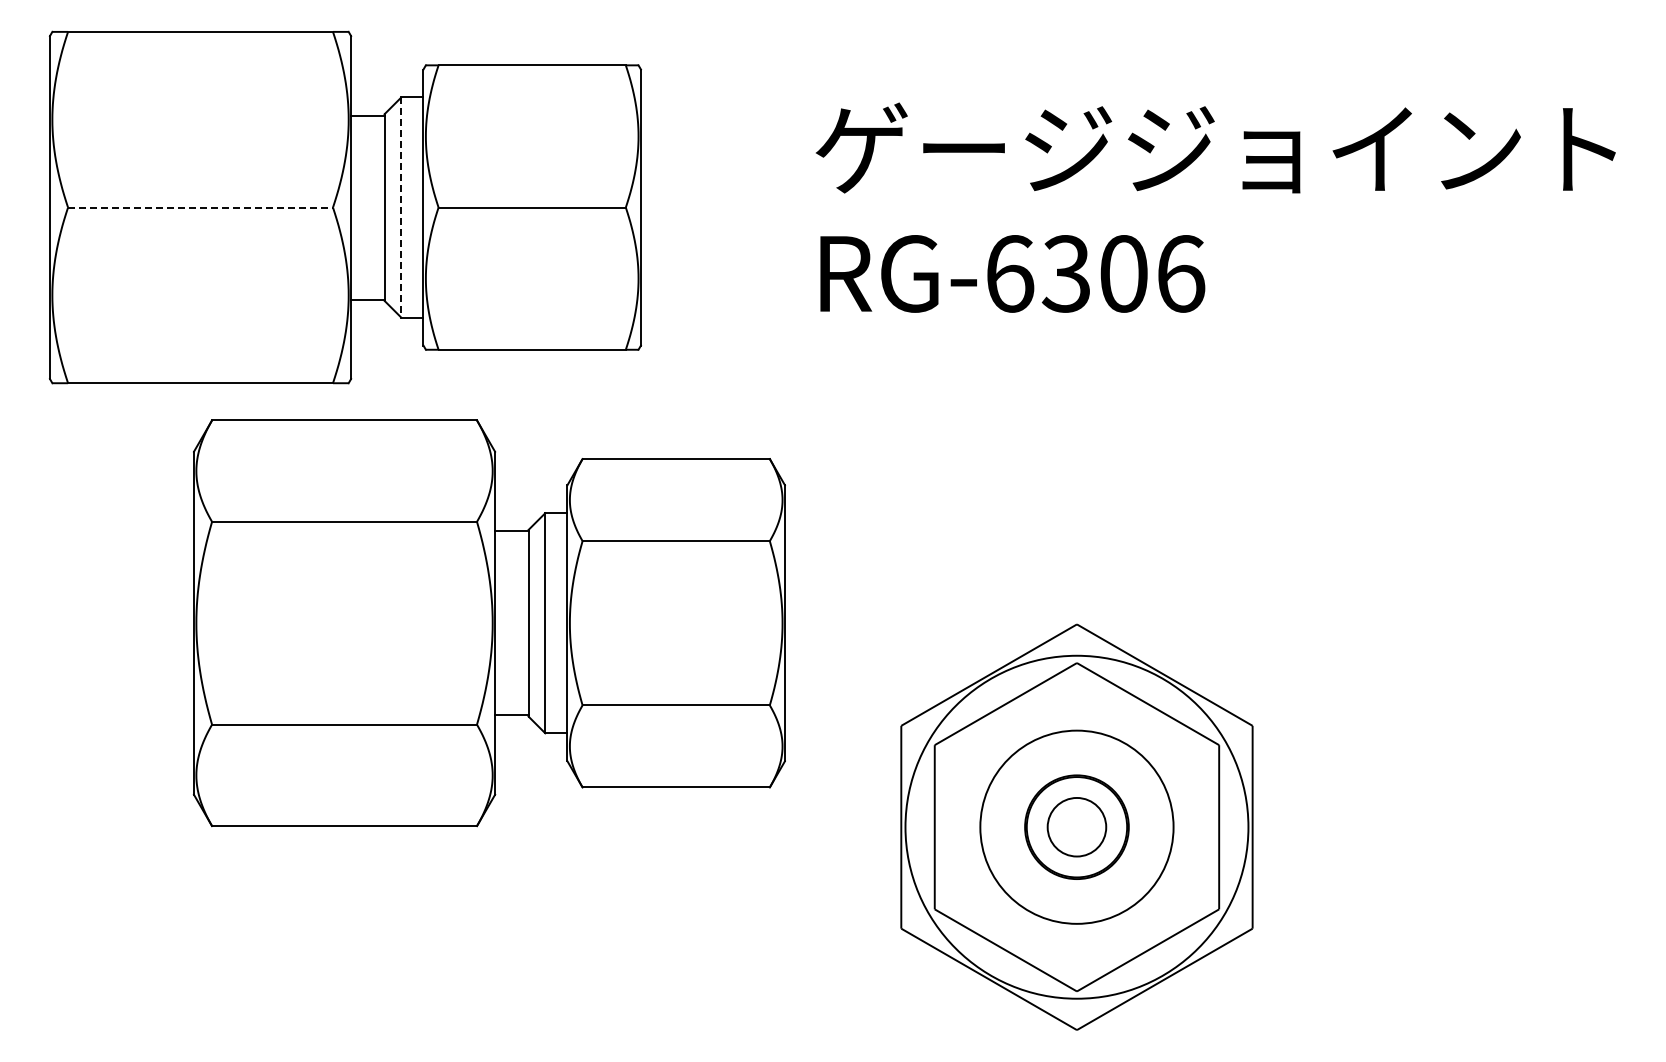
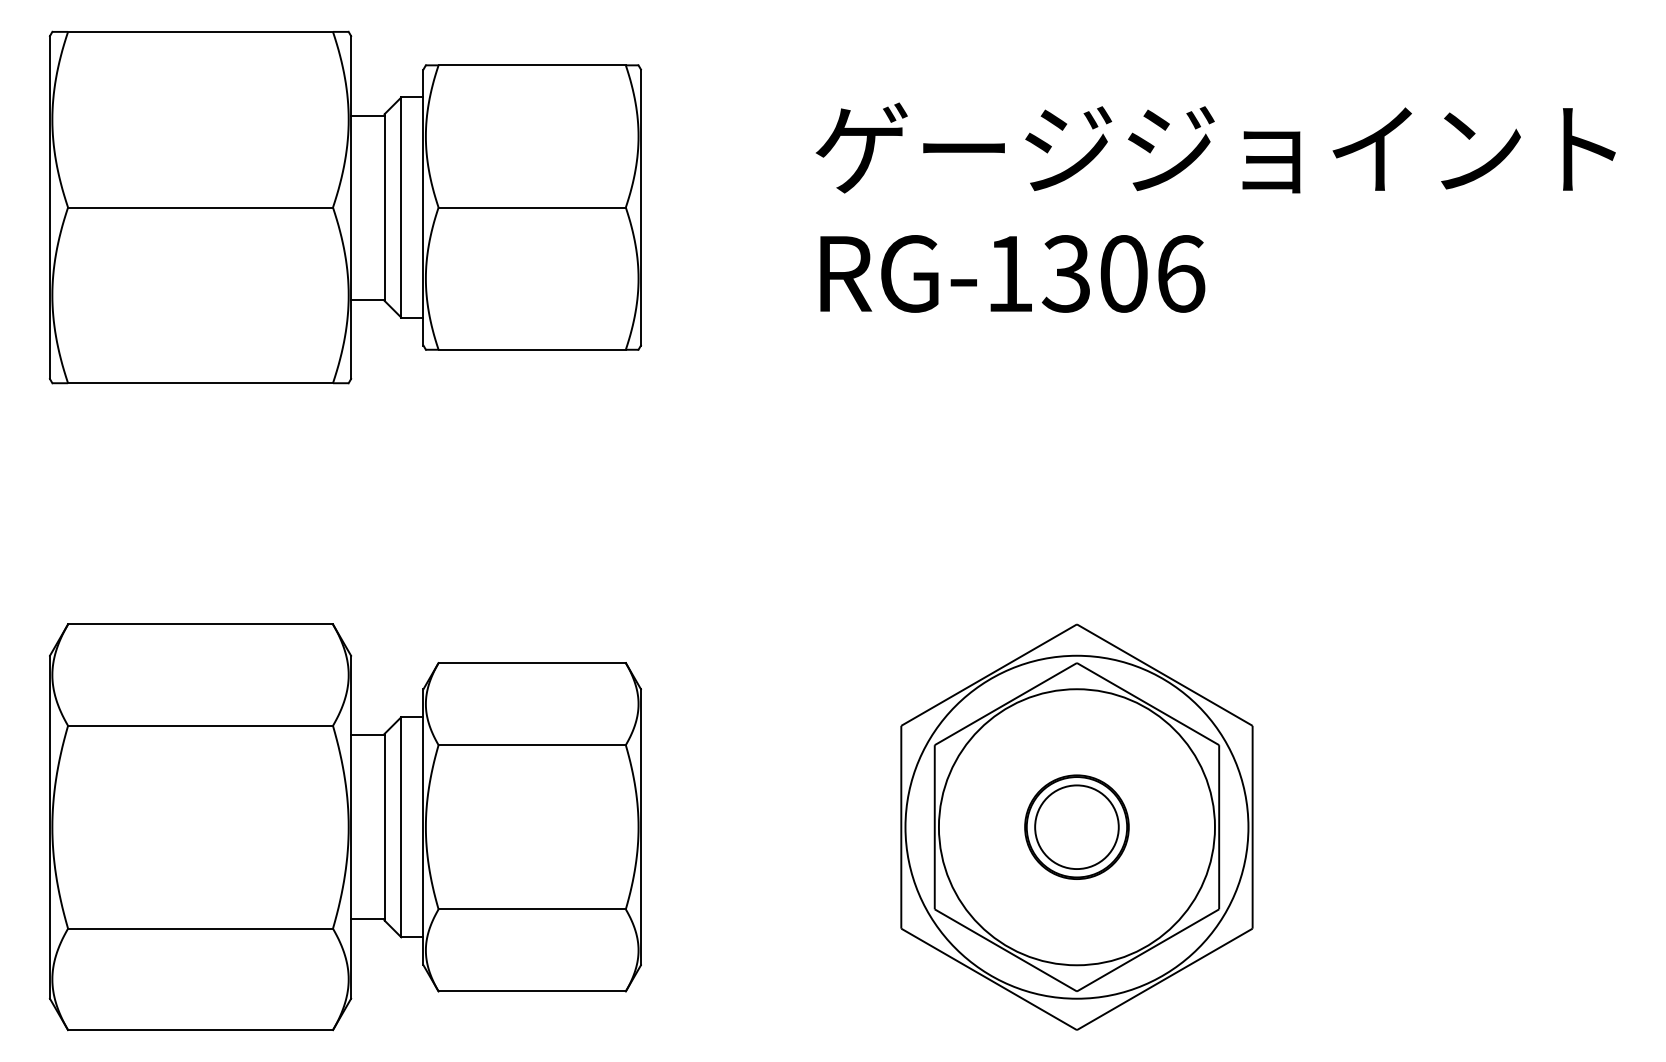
line: dashed -> solid (201, 207)
line: dashed -> solid (401, 208)
text: RG-6306 -> RG-1306 (1010, 273)
part position: (488, 623) -> (344, 827) (344, 827)
circle diameter: 193 px -> 276 px (1076, 827)
circle diameter: 59 px -> 84 px (1076, 827)
